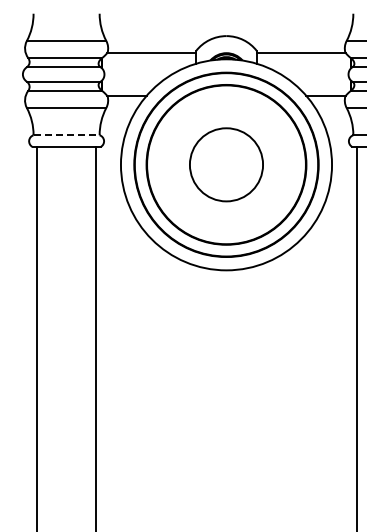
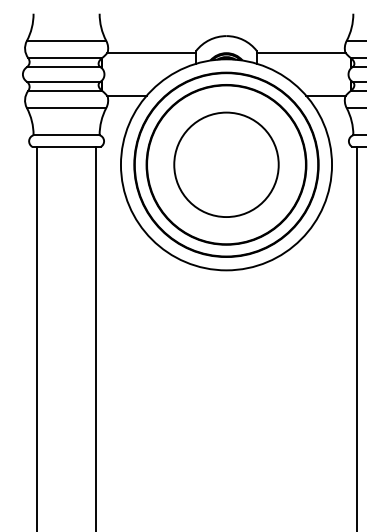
line: dashed -> solid (67, 135)
circle diameter: 73 px -> 104 px (226, 164)
